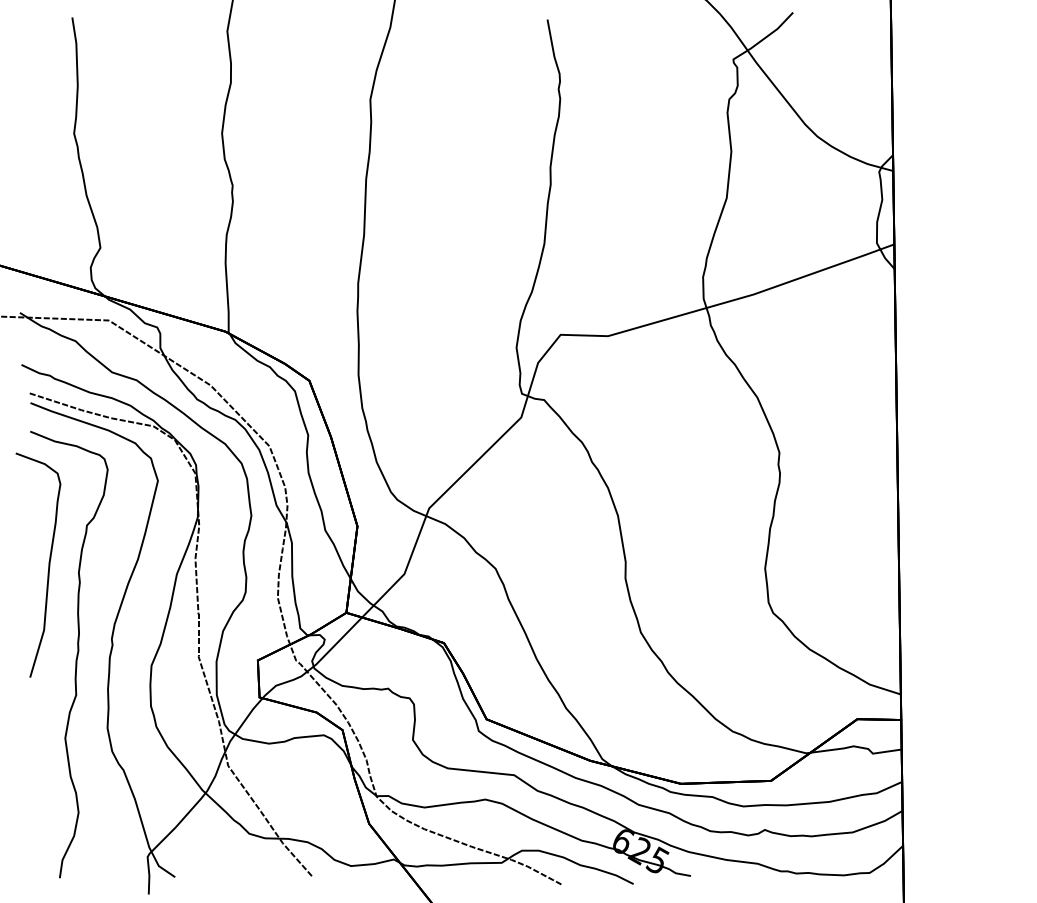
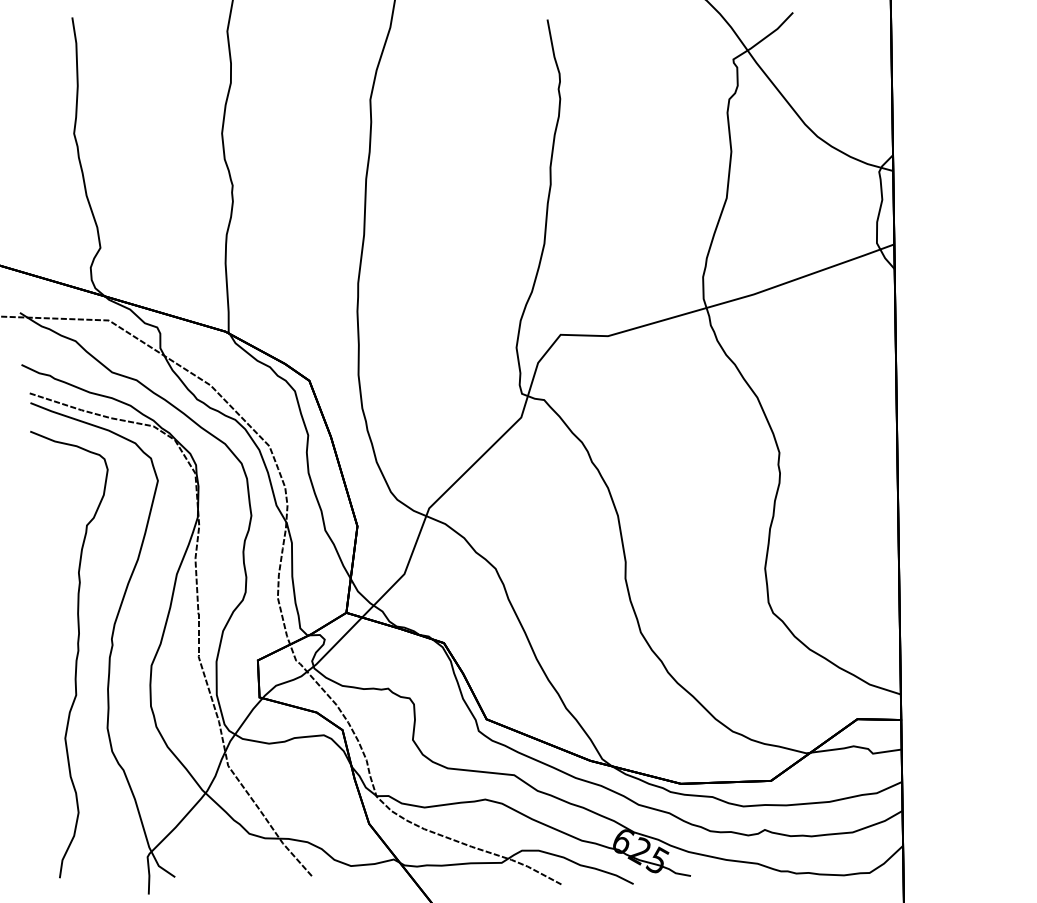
curve: present -> none (48, 564)
